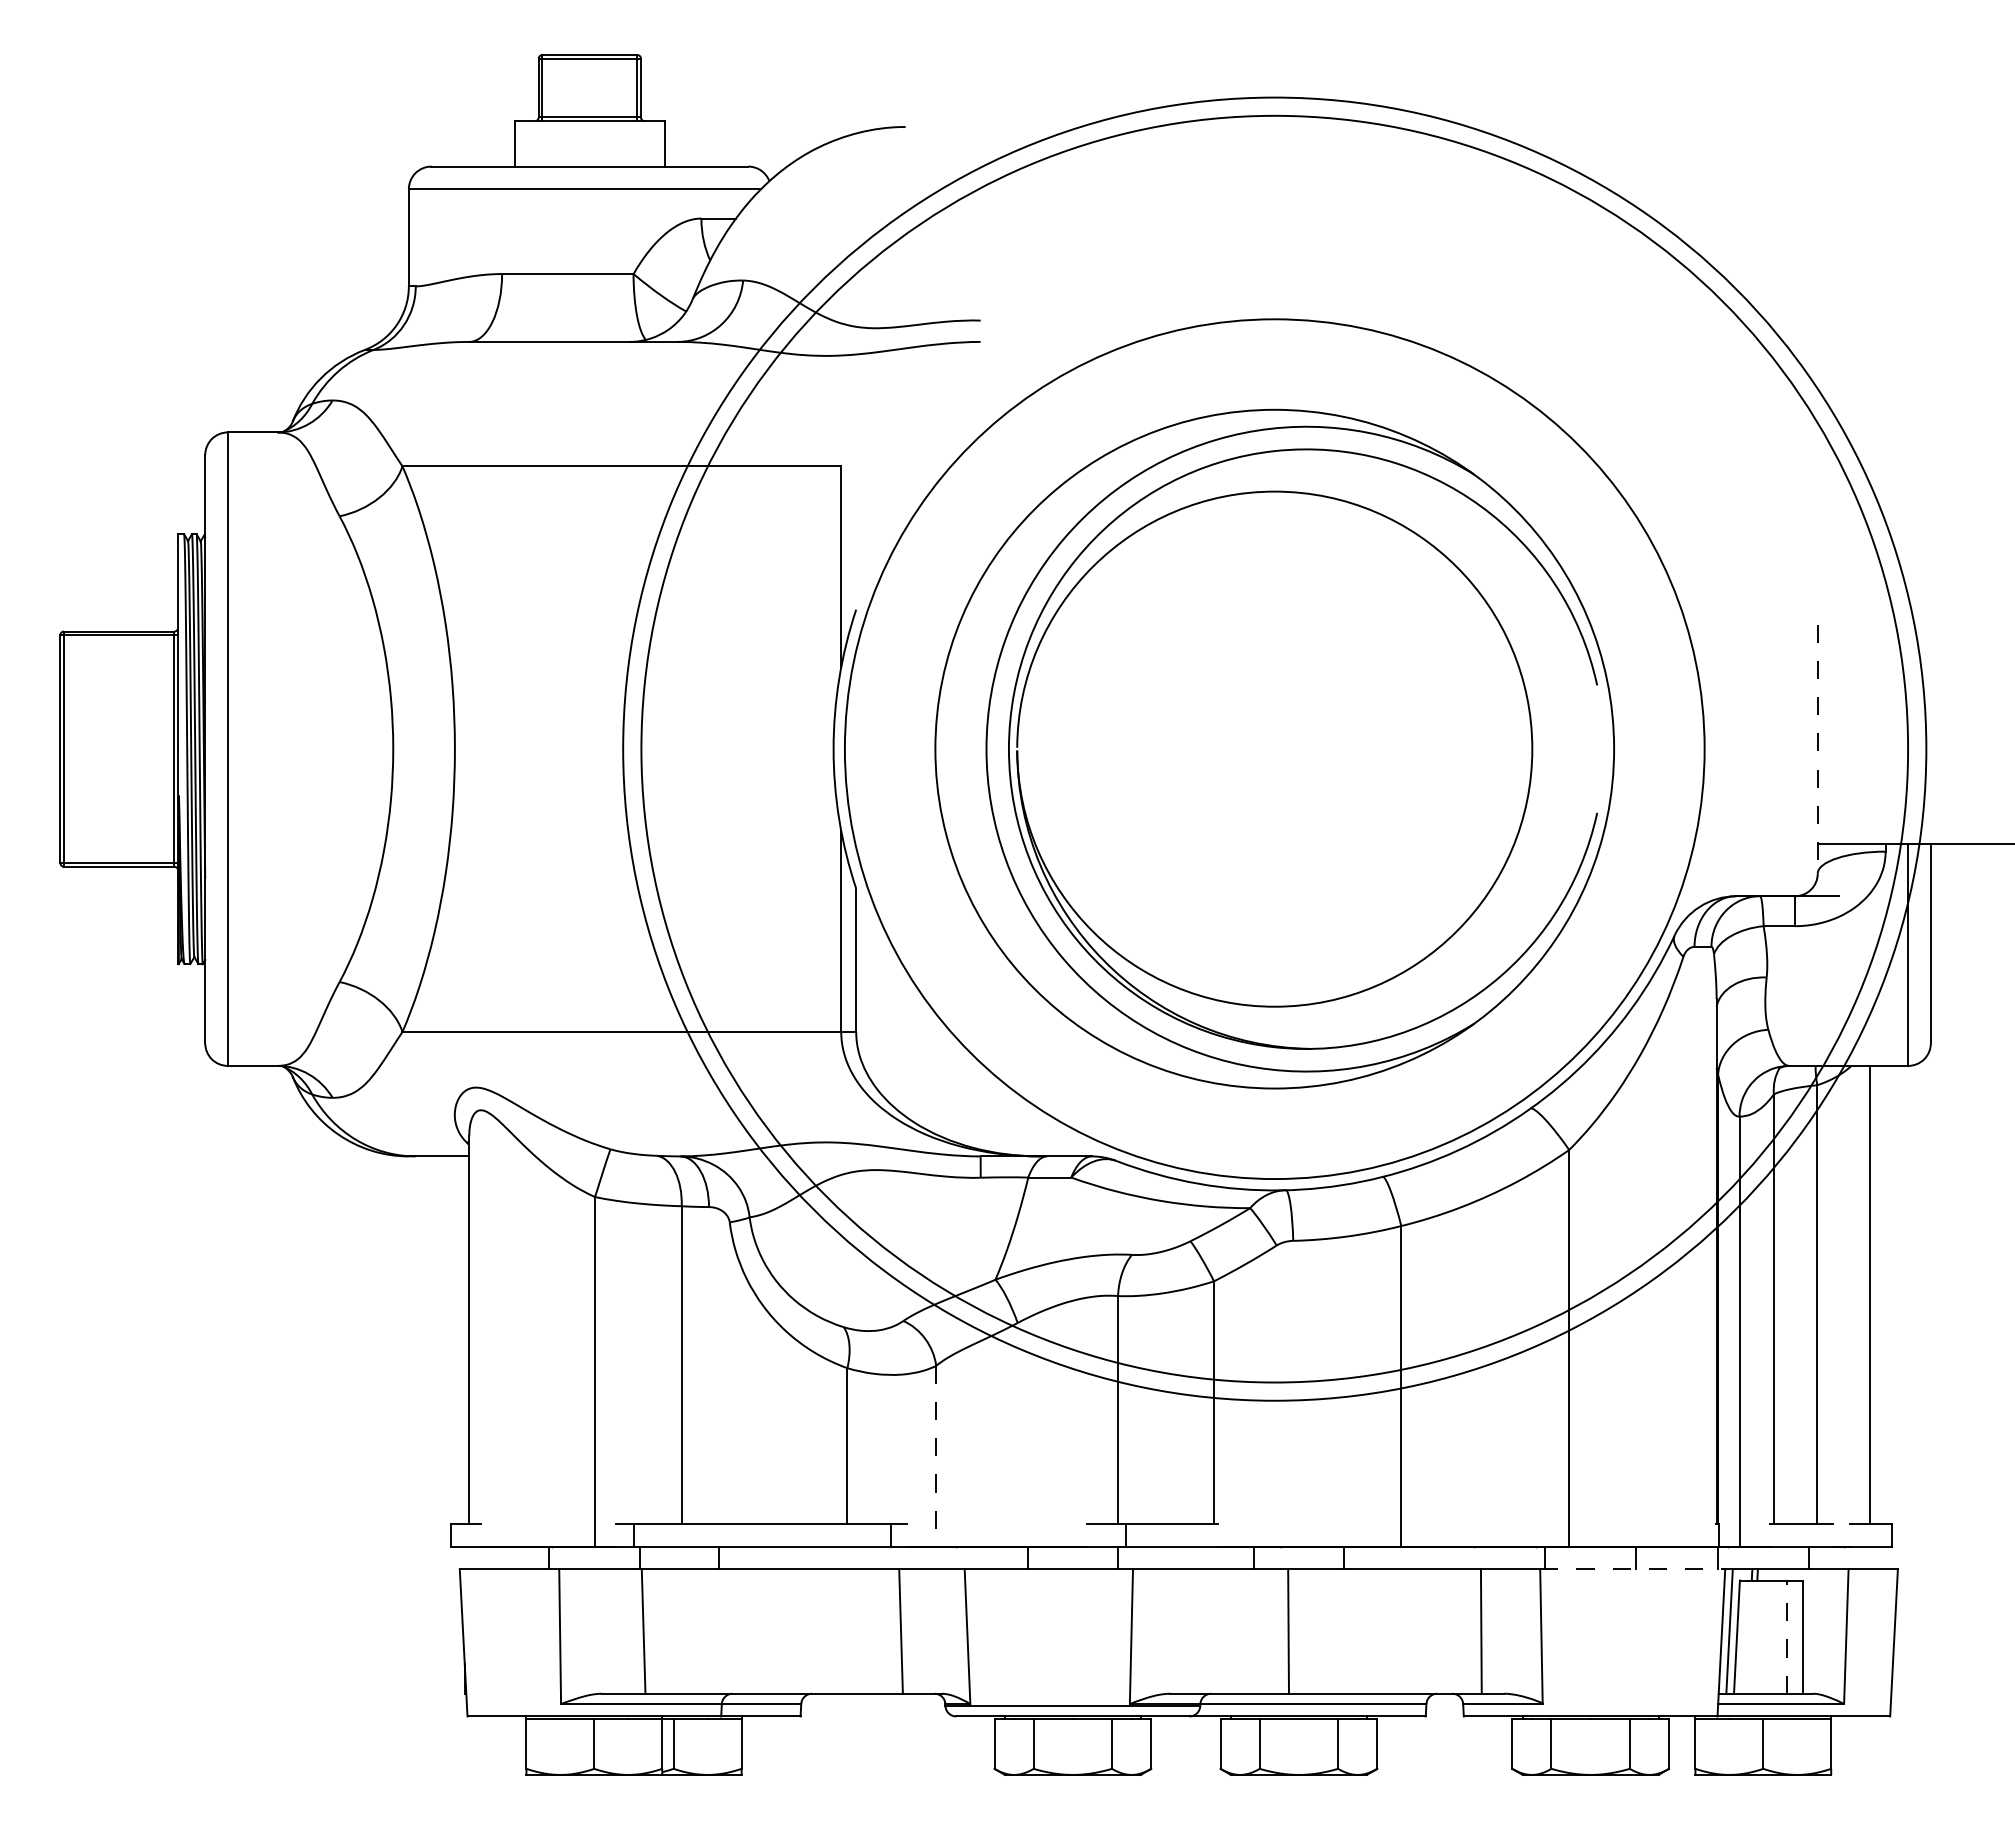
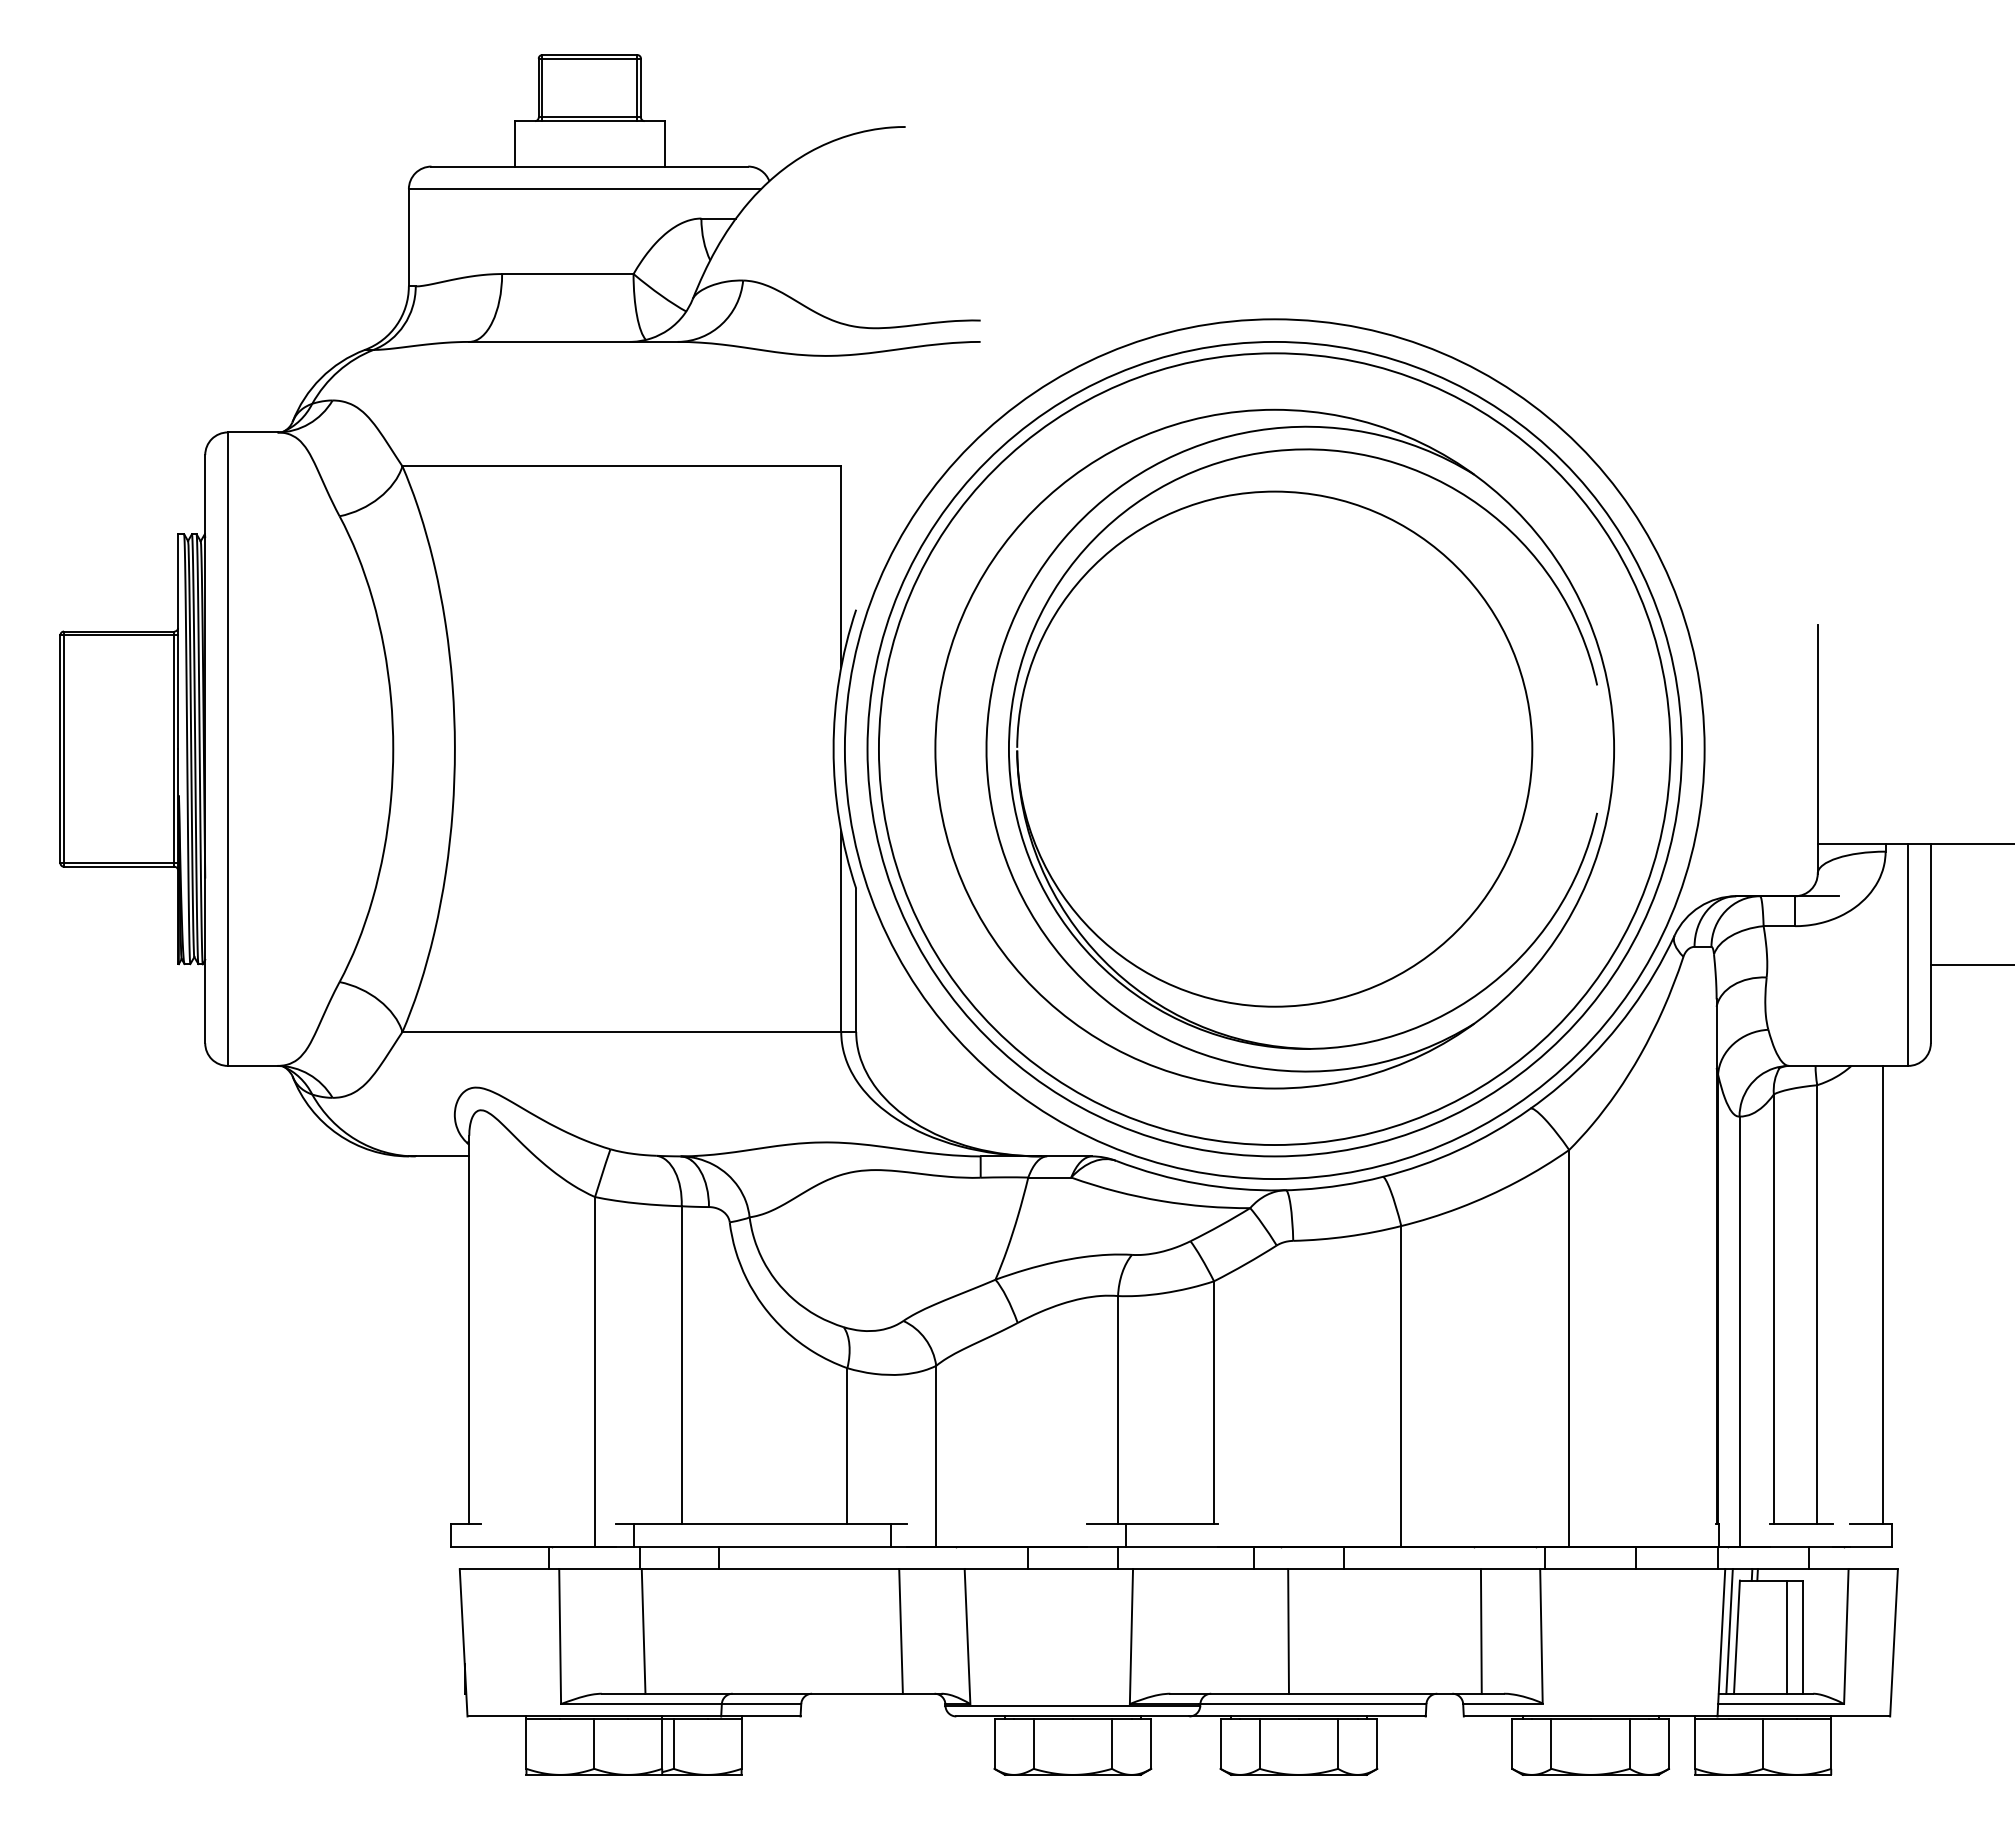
circle diameter: 1267 px -> 792 px (1274, 749)
circle diameter: 1303 px -> 814 px (1274, 748)
line: dashed -> solid (1817, 749)
line: none -> present (1970, 964)
line position: (1870, 1294) -> (1883, 1294) (1883, 1294)
line: dashed -> solid (936, 1456)
line: dashed -> solid (1632, 1569)
line: dashed -> solid (1786, 1637)
